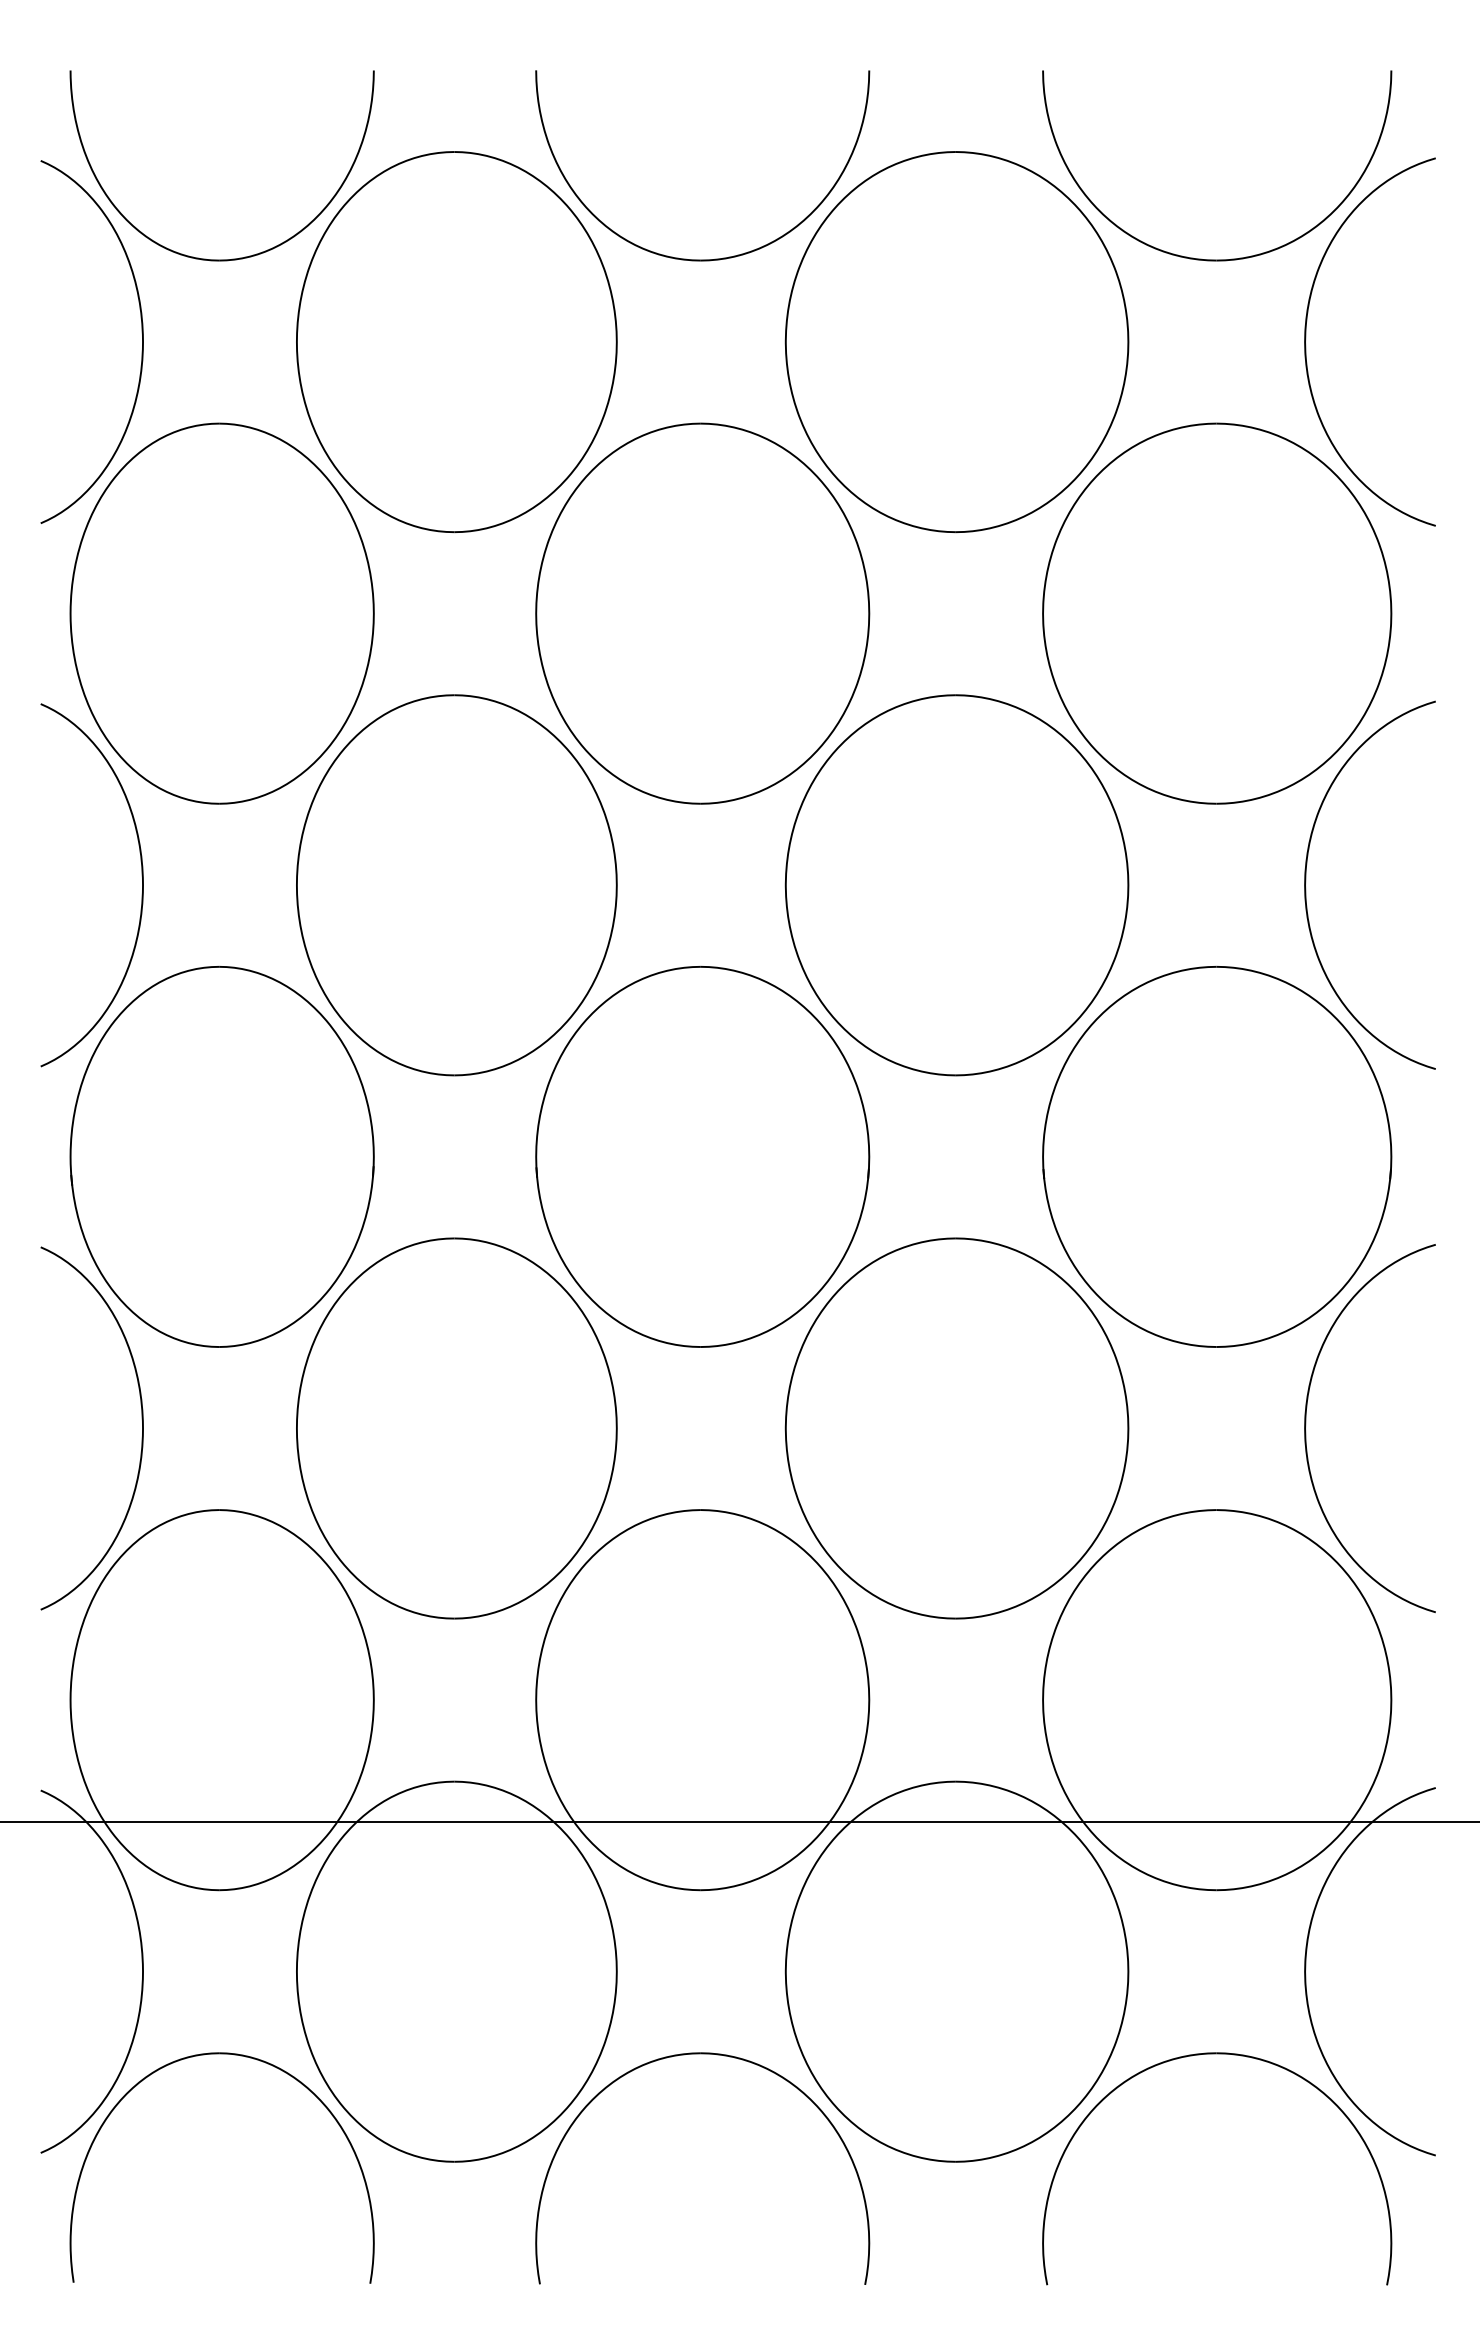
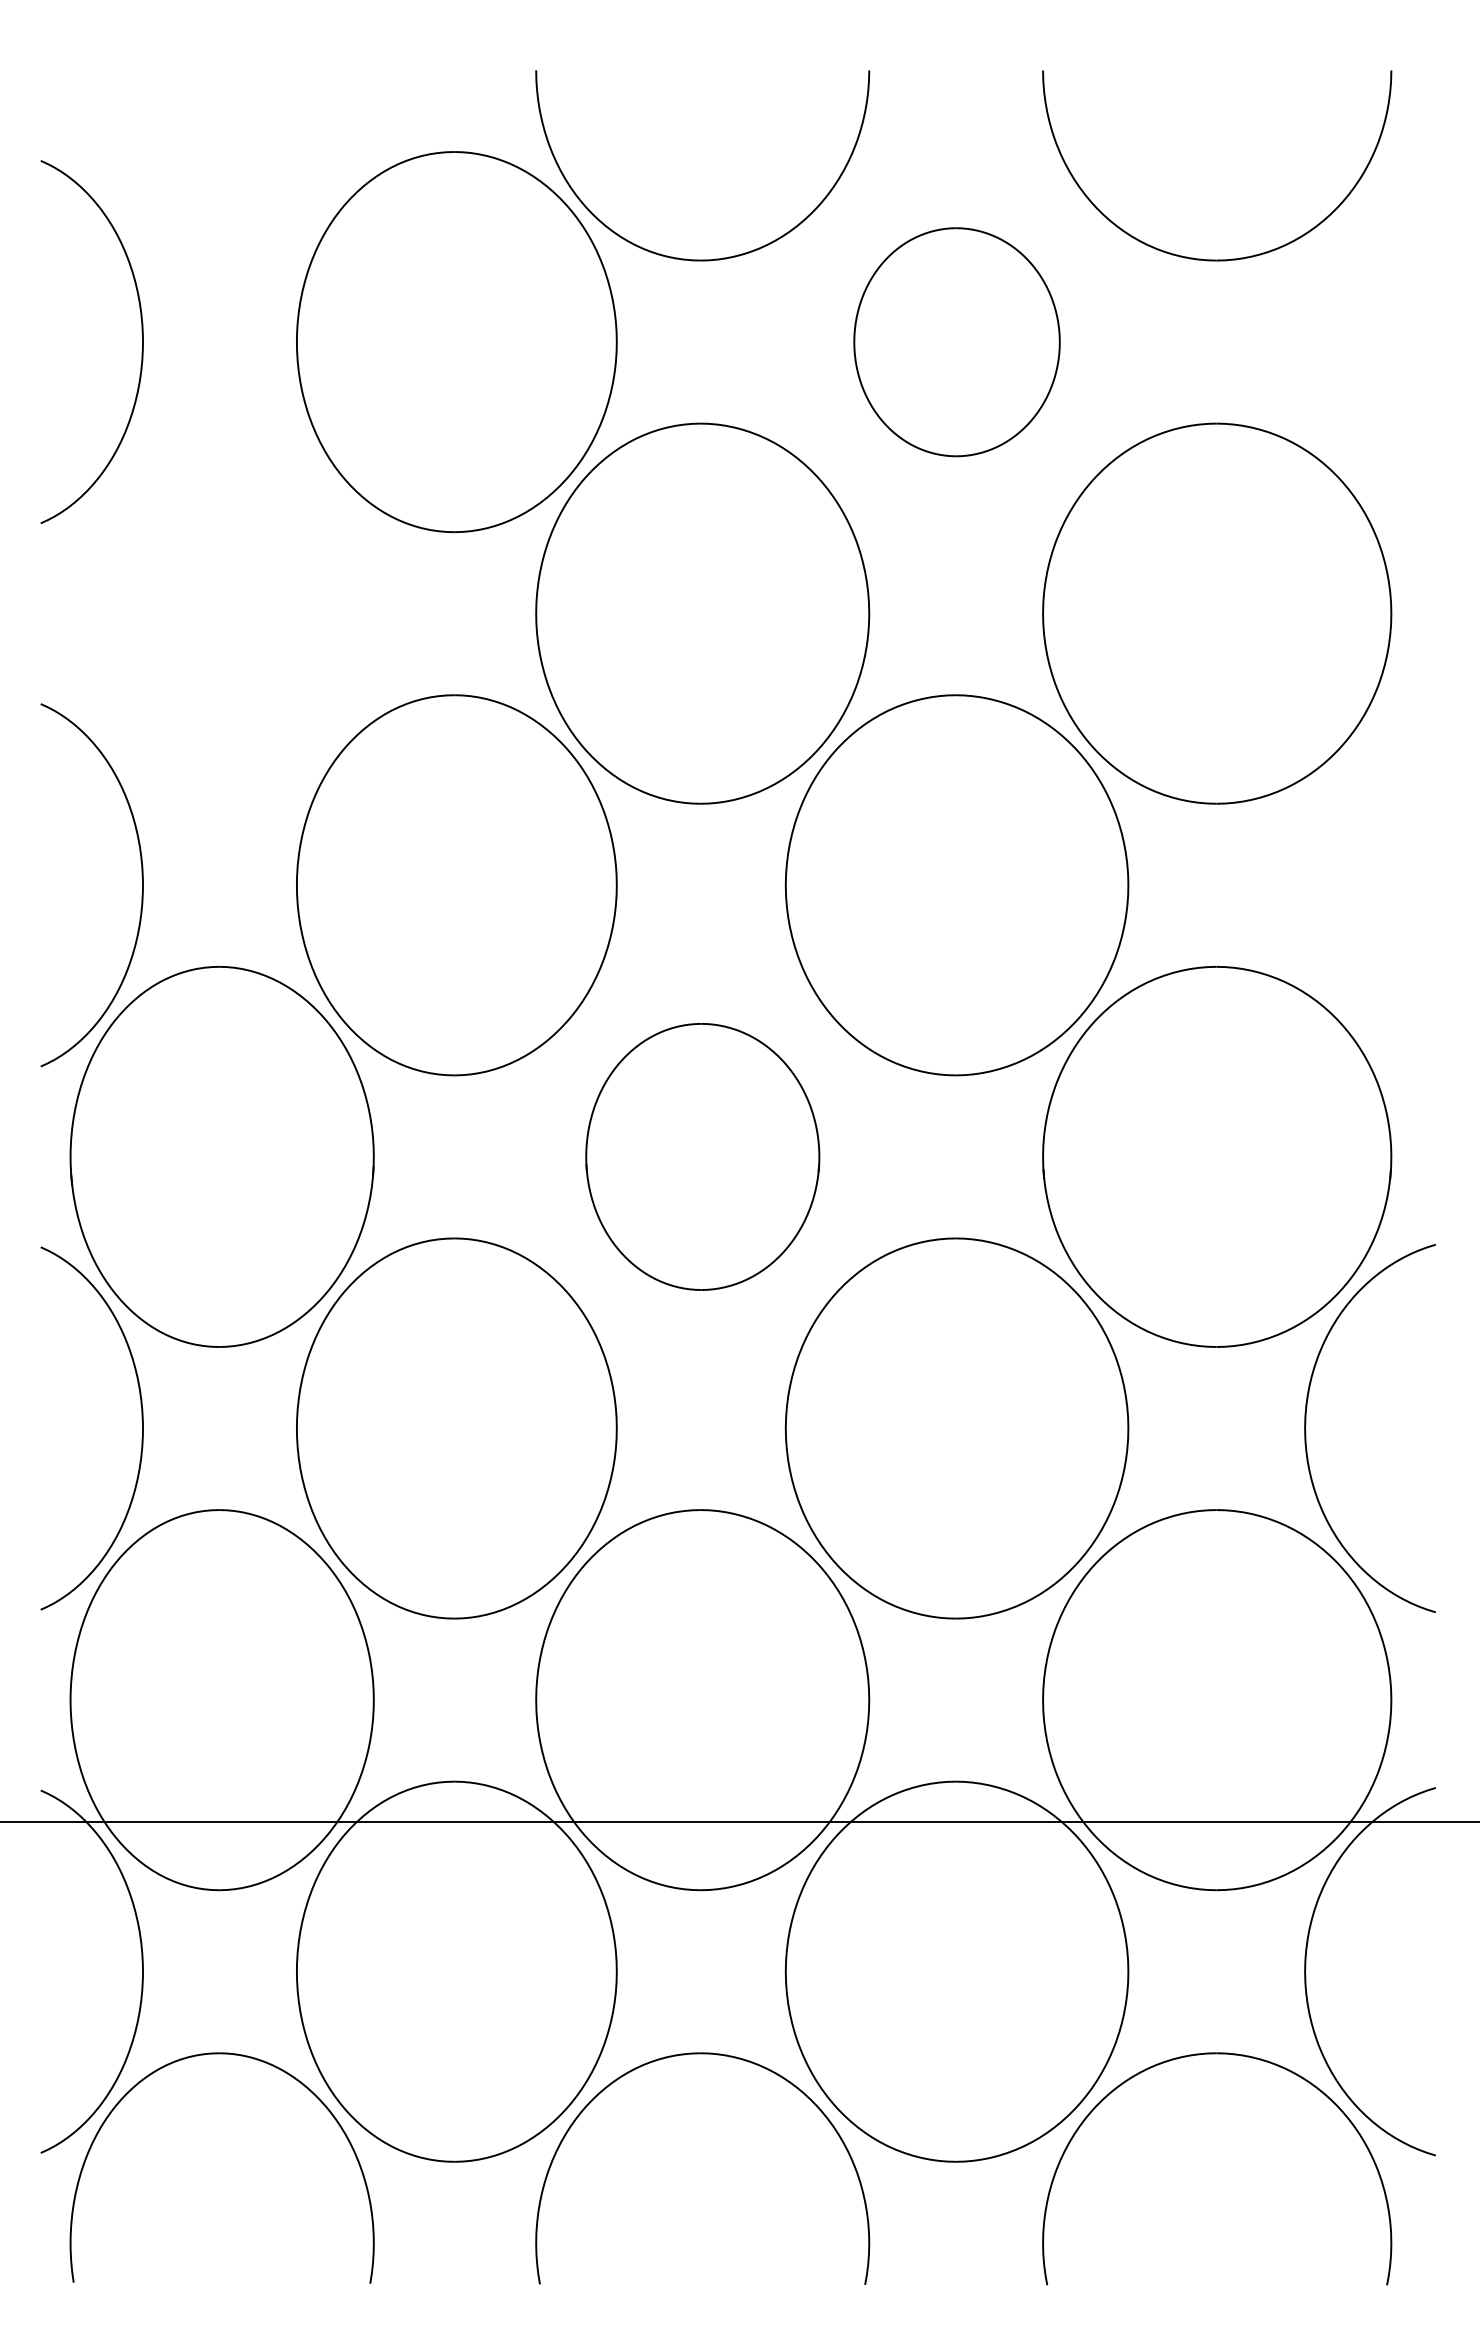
part: present -> none (232, 258)
curve: present -> none (1306, 339)
part size: 346x383 px -> 208x231 px (956, 342)
part: present -> none (221, 613)
curve: present -> none (1306, 882)
part size: 336x382 px -> 236x268 px (702, 1156)
